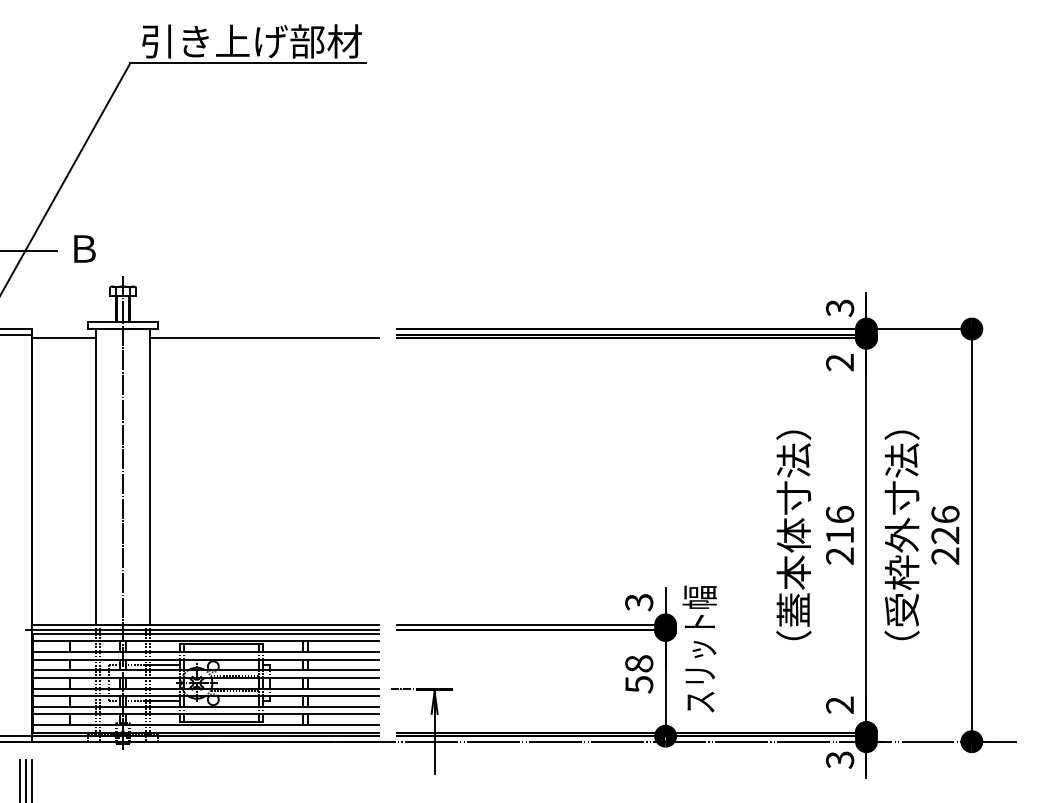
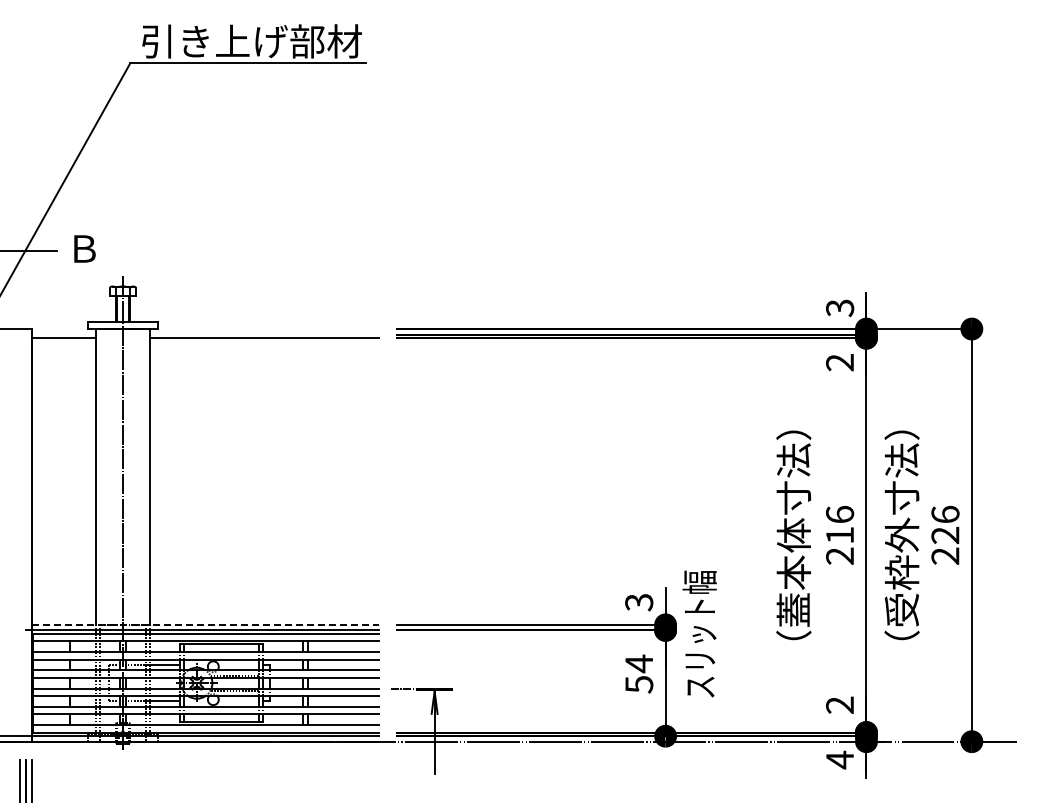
line: present -> none (16, 334)
line: solid -> dashed (205, 624)
text position: (699, 648) -> (699, 633) (699, 633)
text: 58 -> 54 (639, 663)
text: 3 -> 4 (840, 759)
